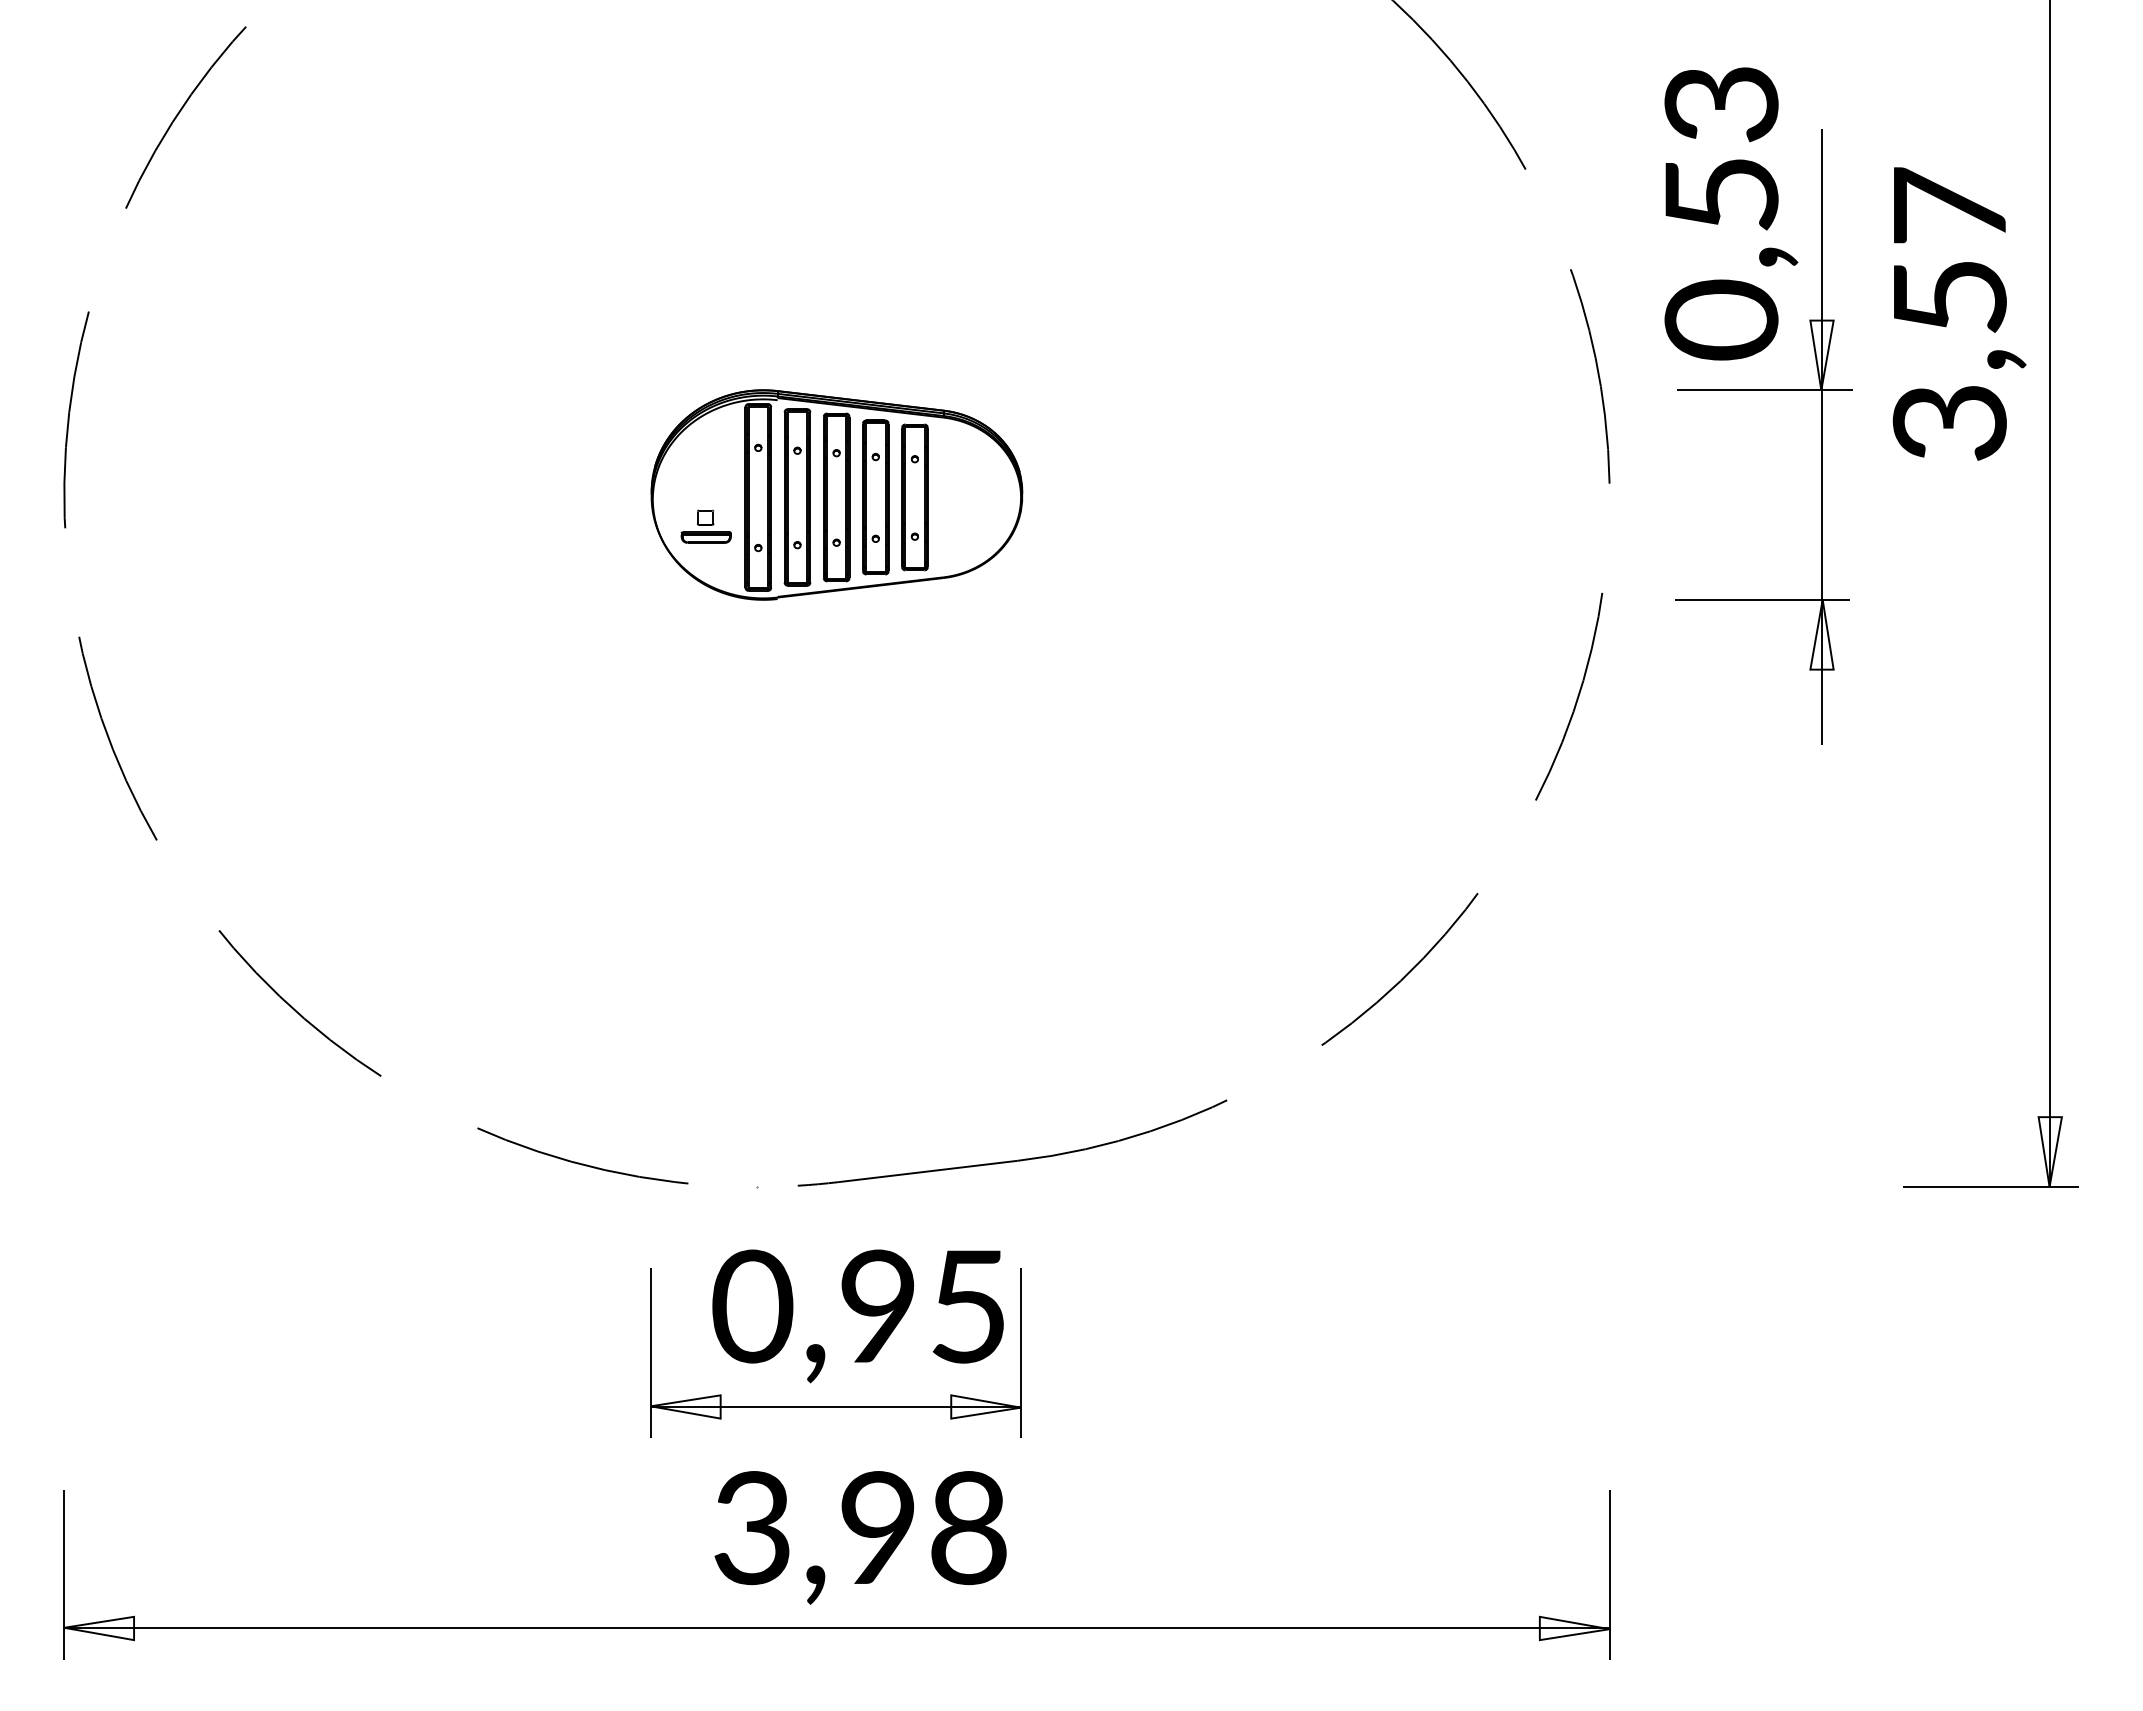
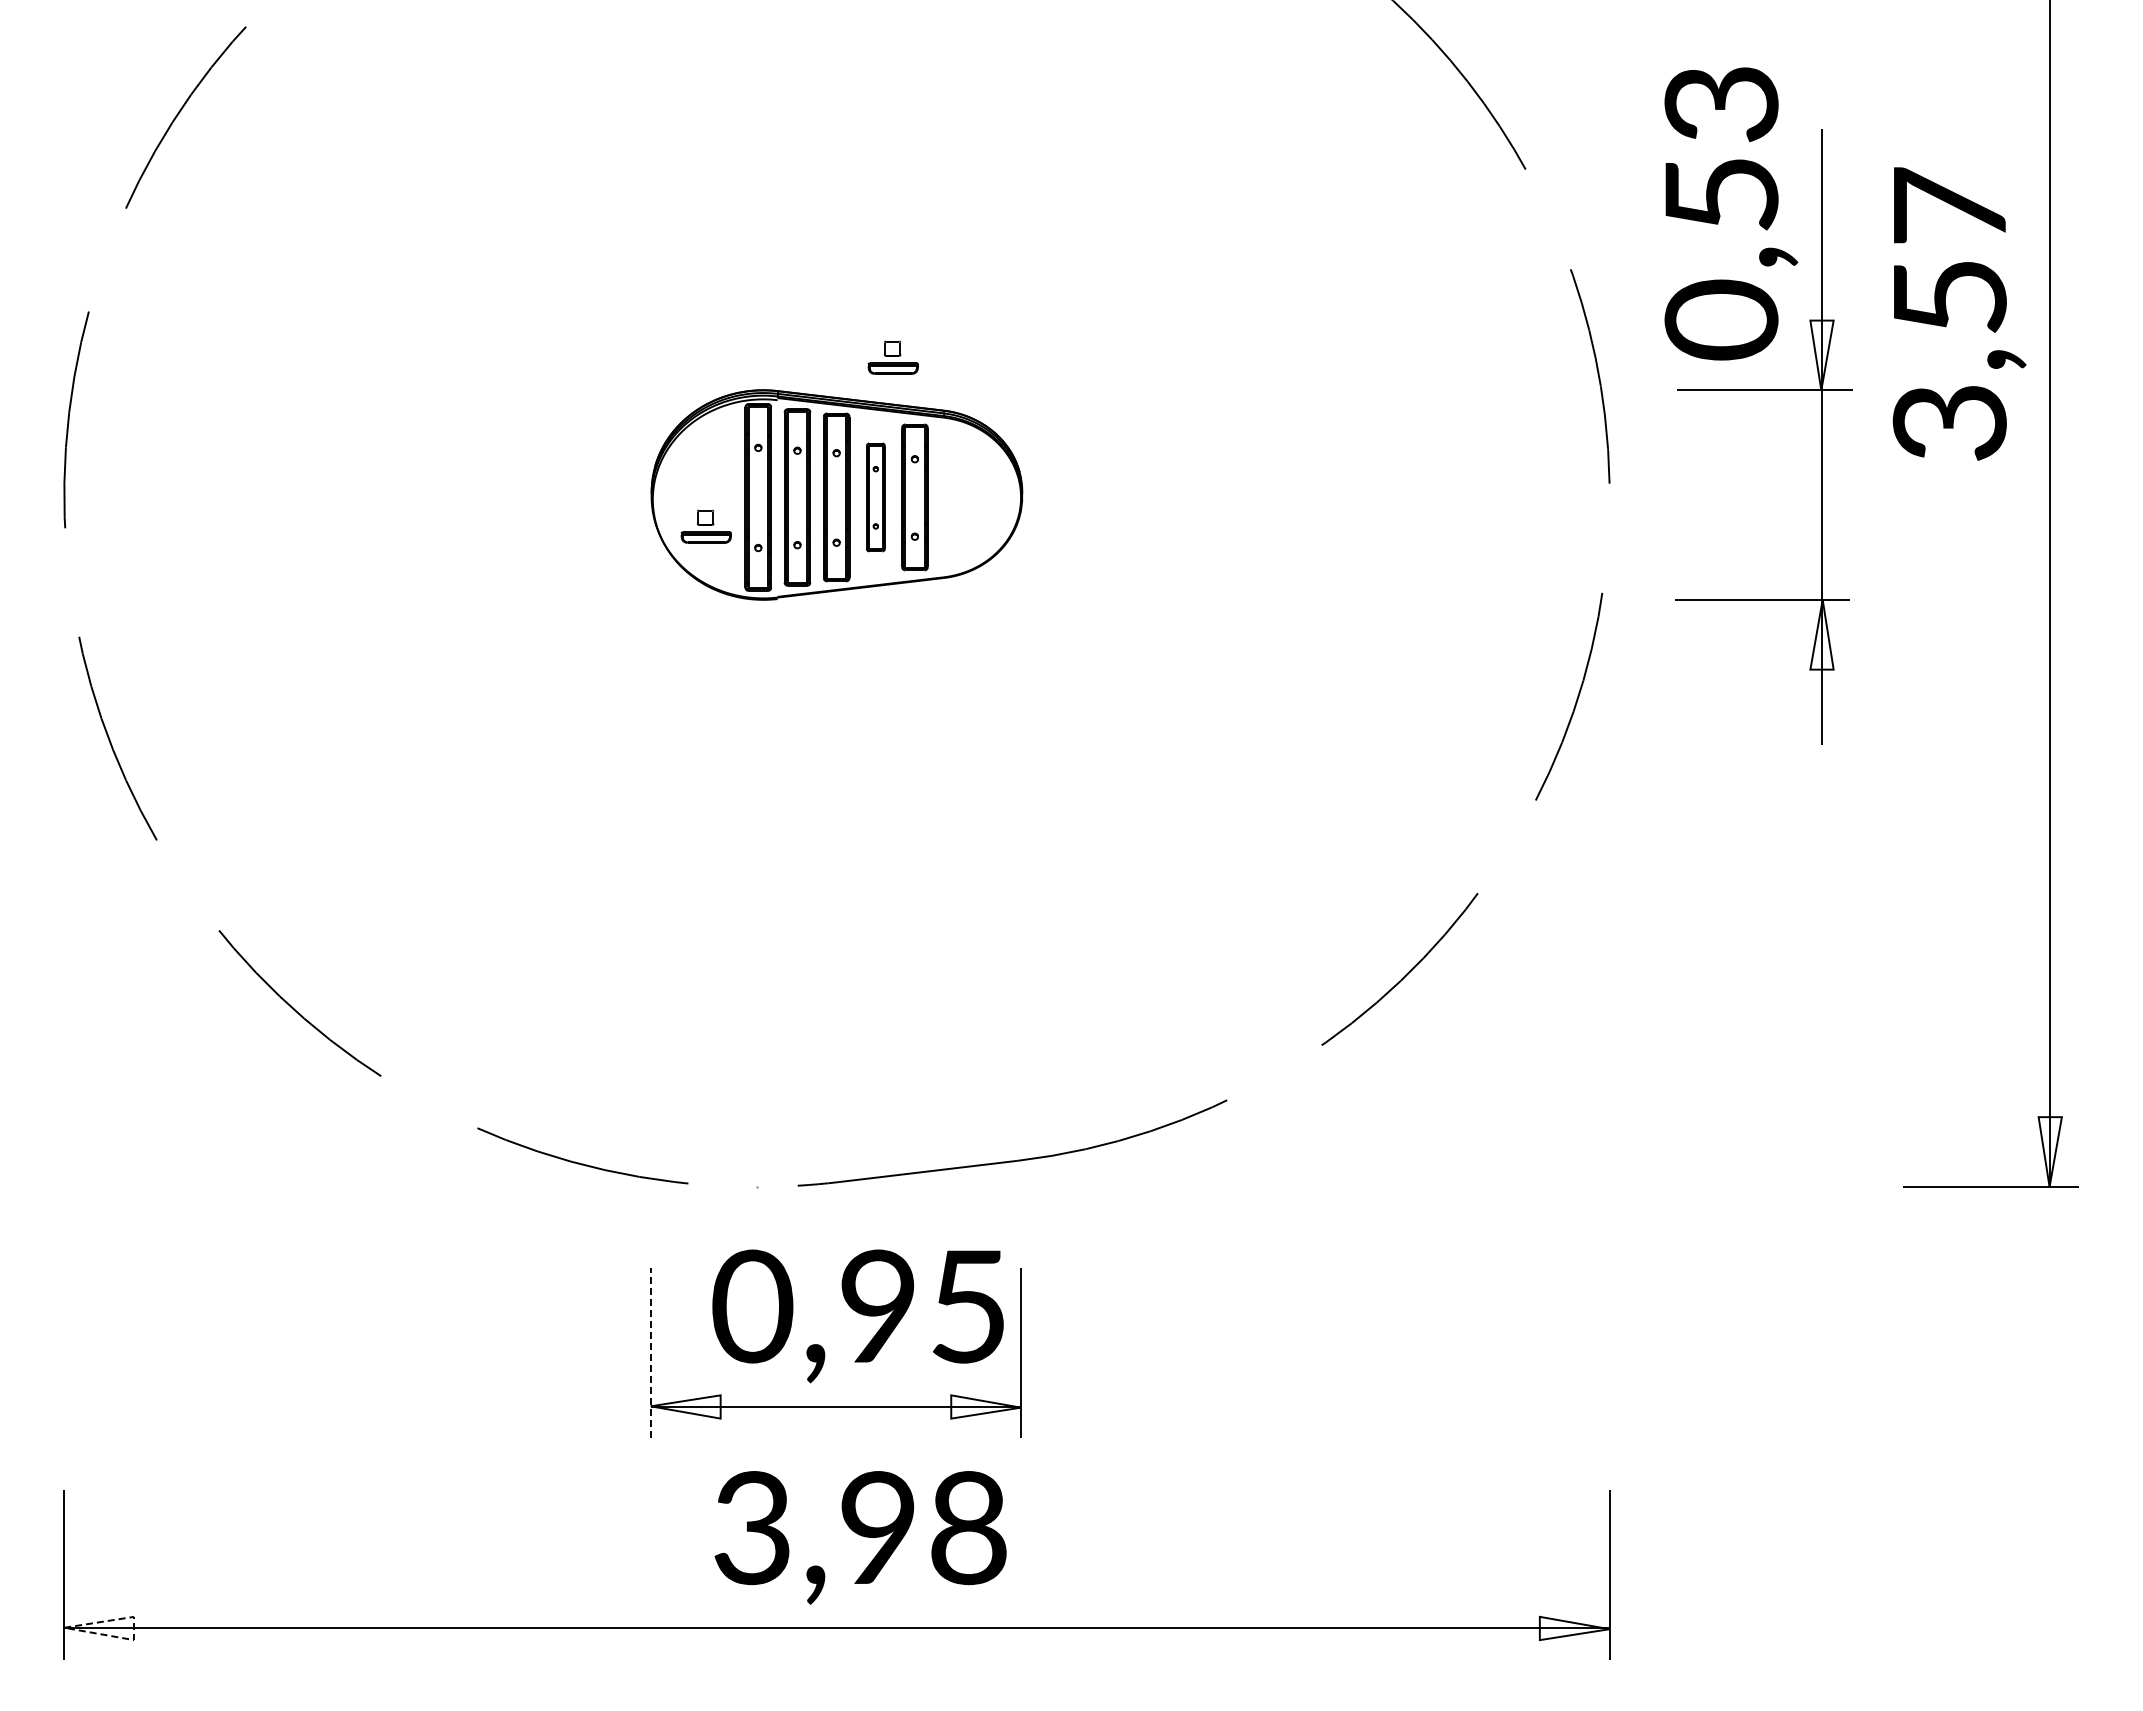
part: none -> present (892, 357)
part size: 28x157 px -> 20x111 px (875, 497)
line: solid -> dashed (650, 1352)
line: solid -> dashed (134, 1628)
